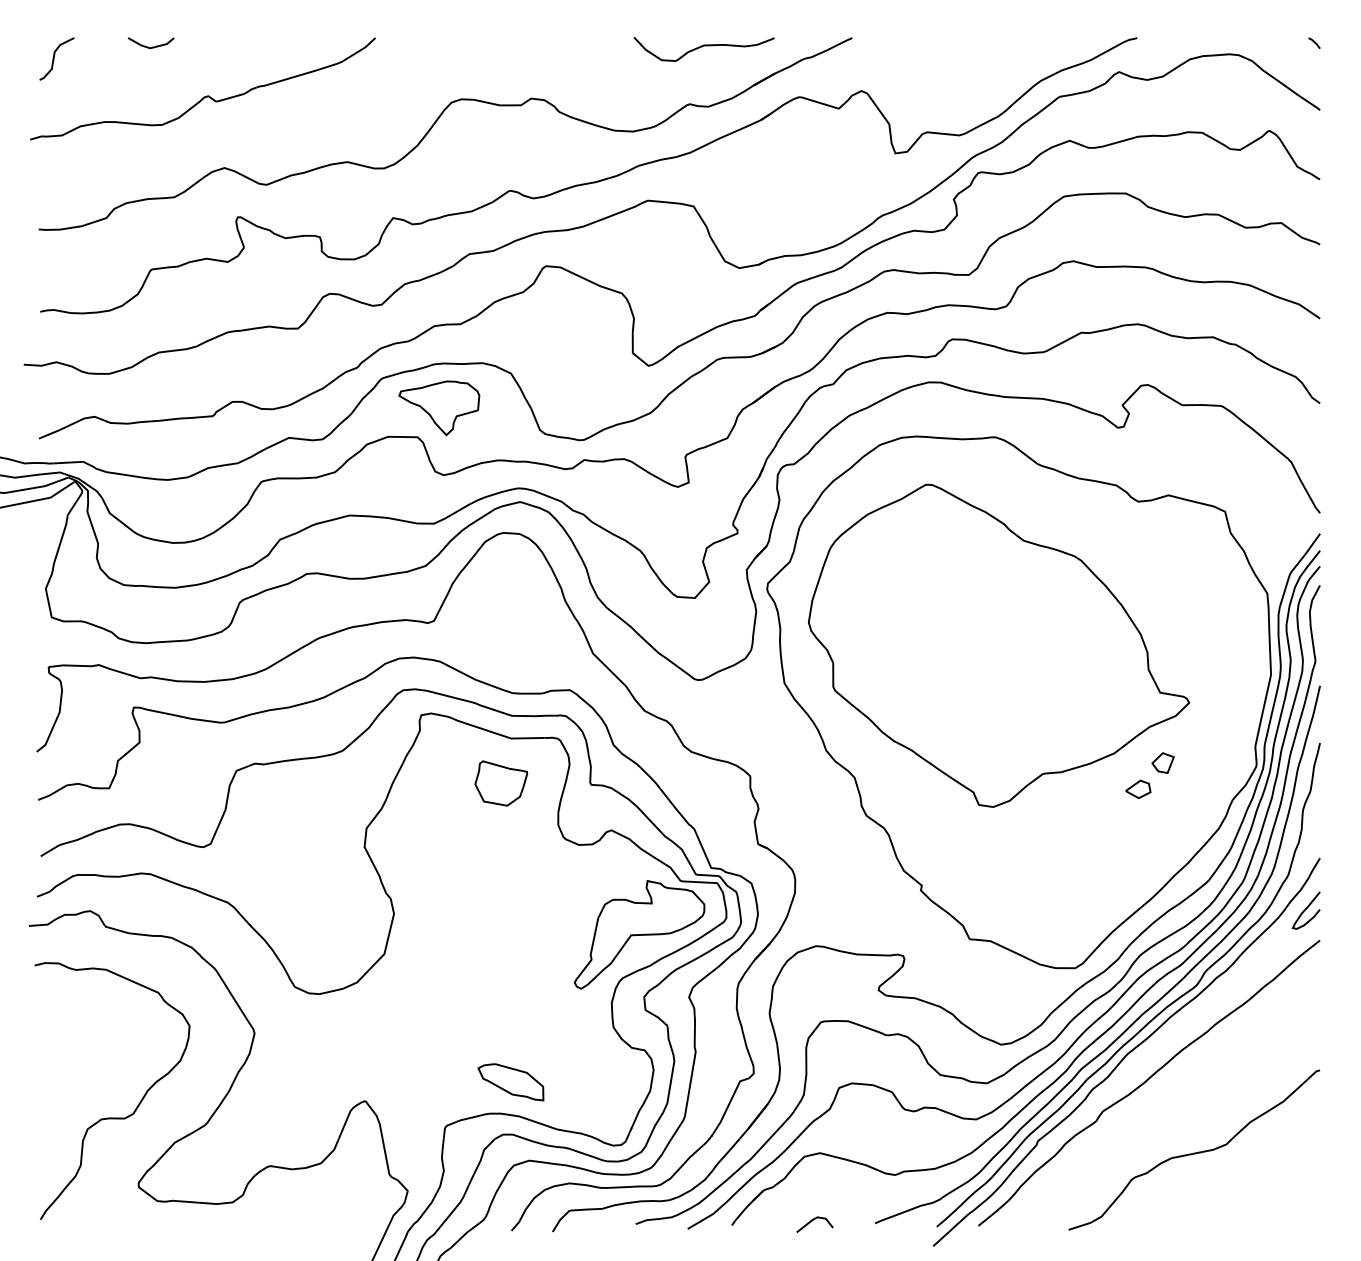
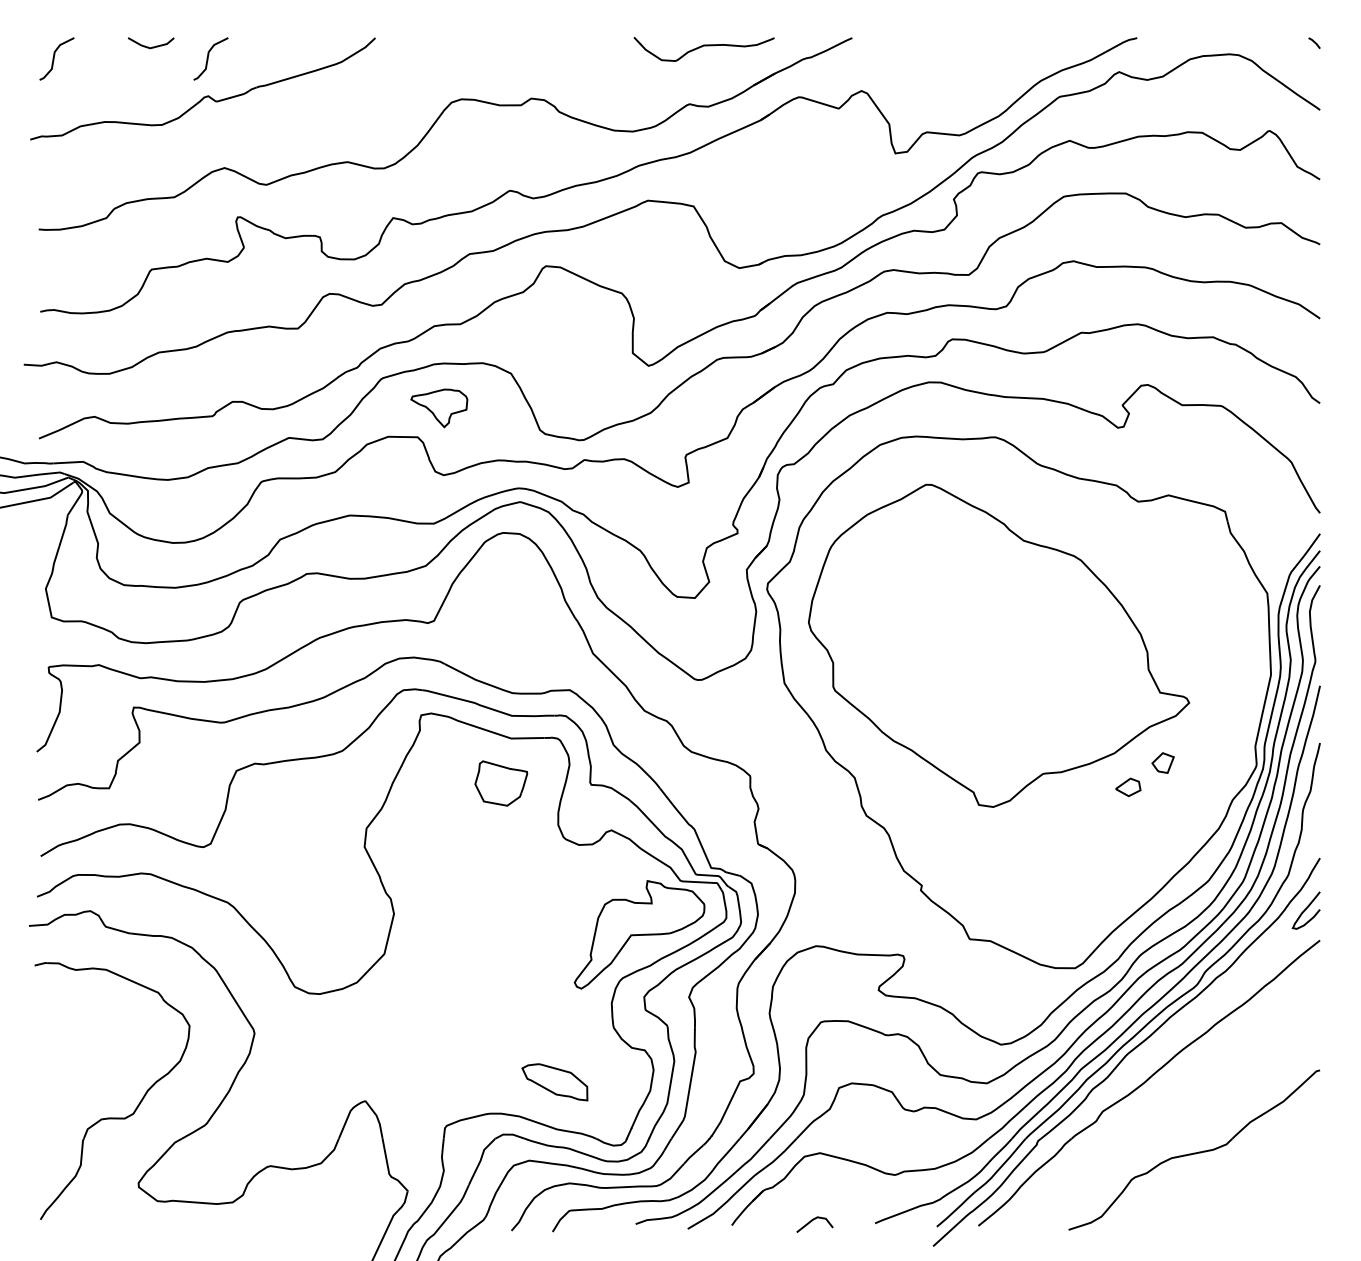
curve: none -> present (208, 58)
part size: 83x57 px -> 59x41 px (439, 408)
part position: (1138, 789) -> (1128, 787) (1128, 787)
part position: (510, 1082) -> (554, 1082) (554, 1082)
